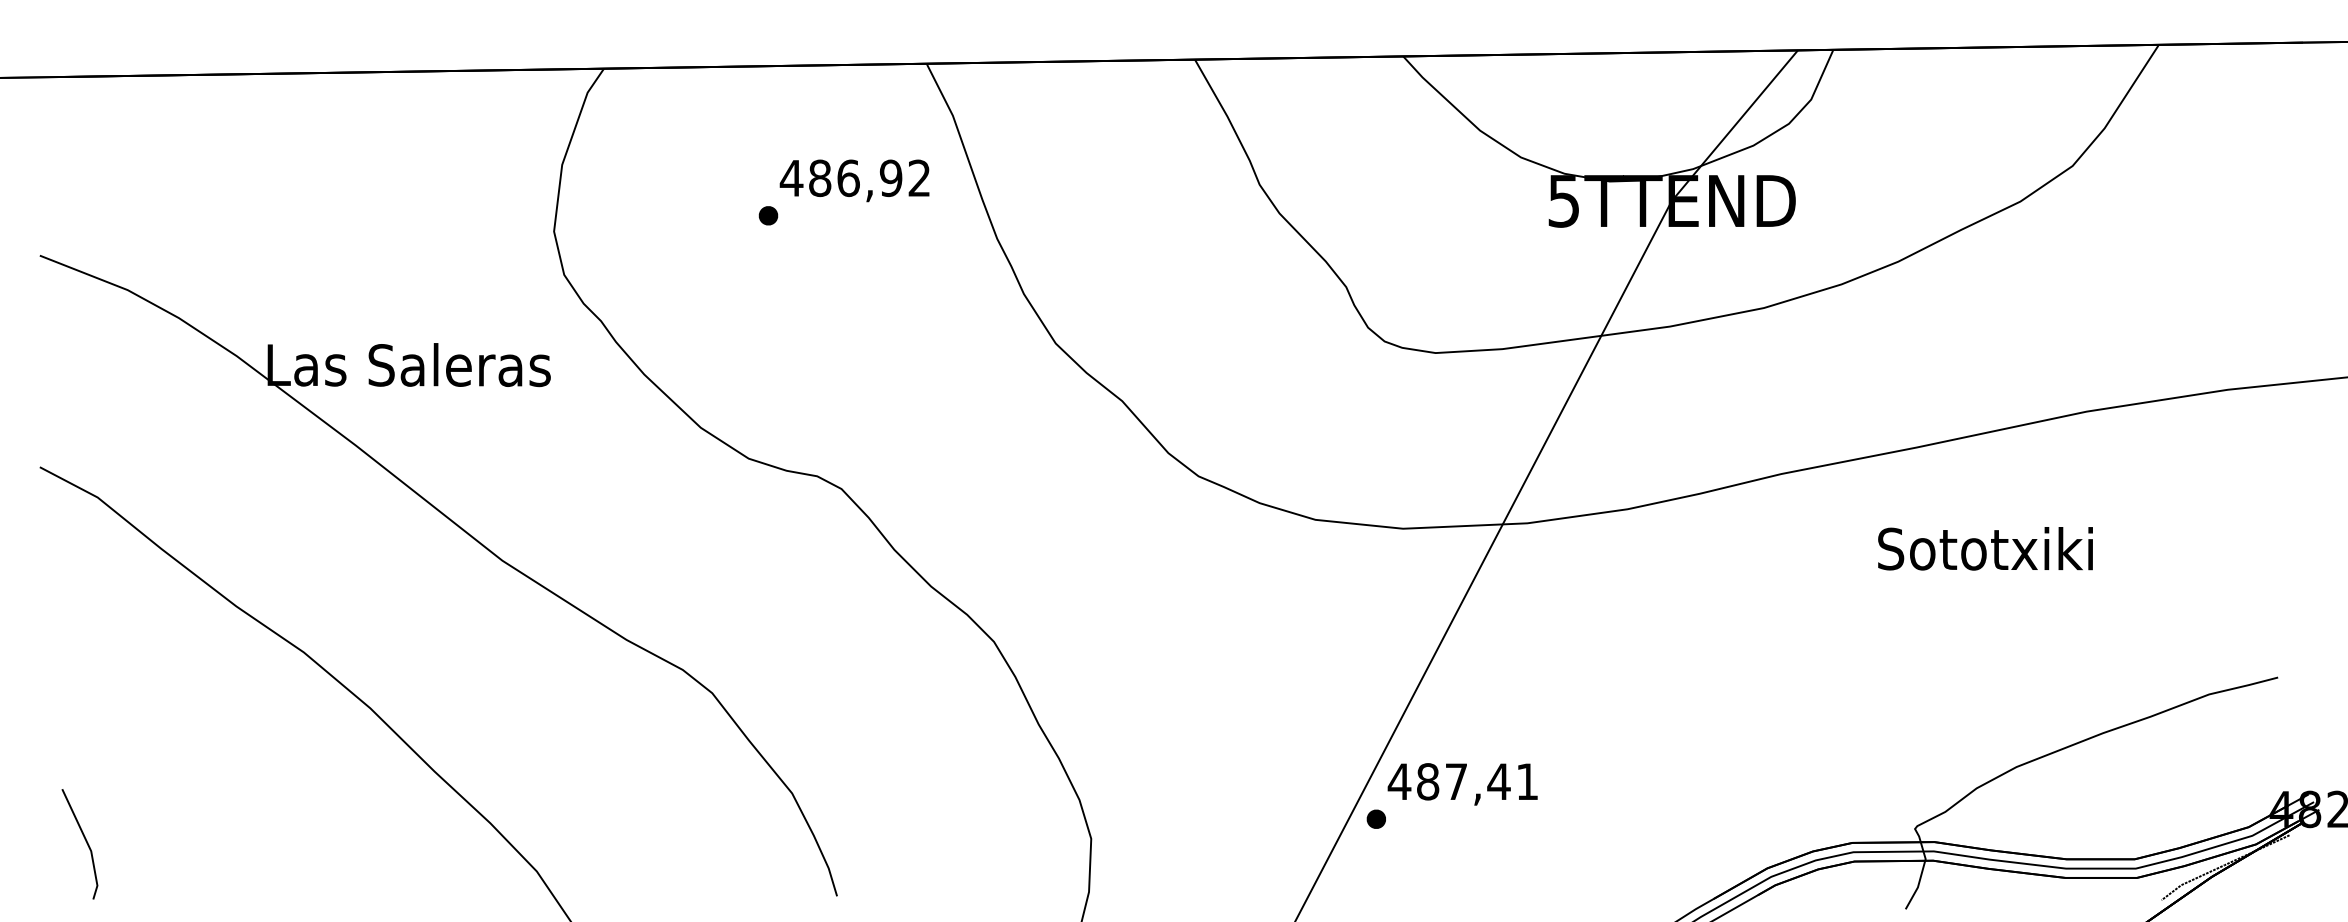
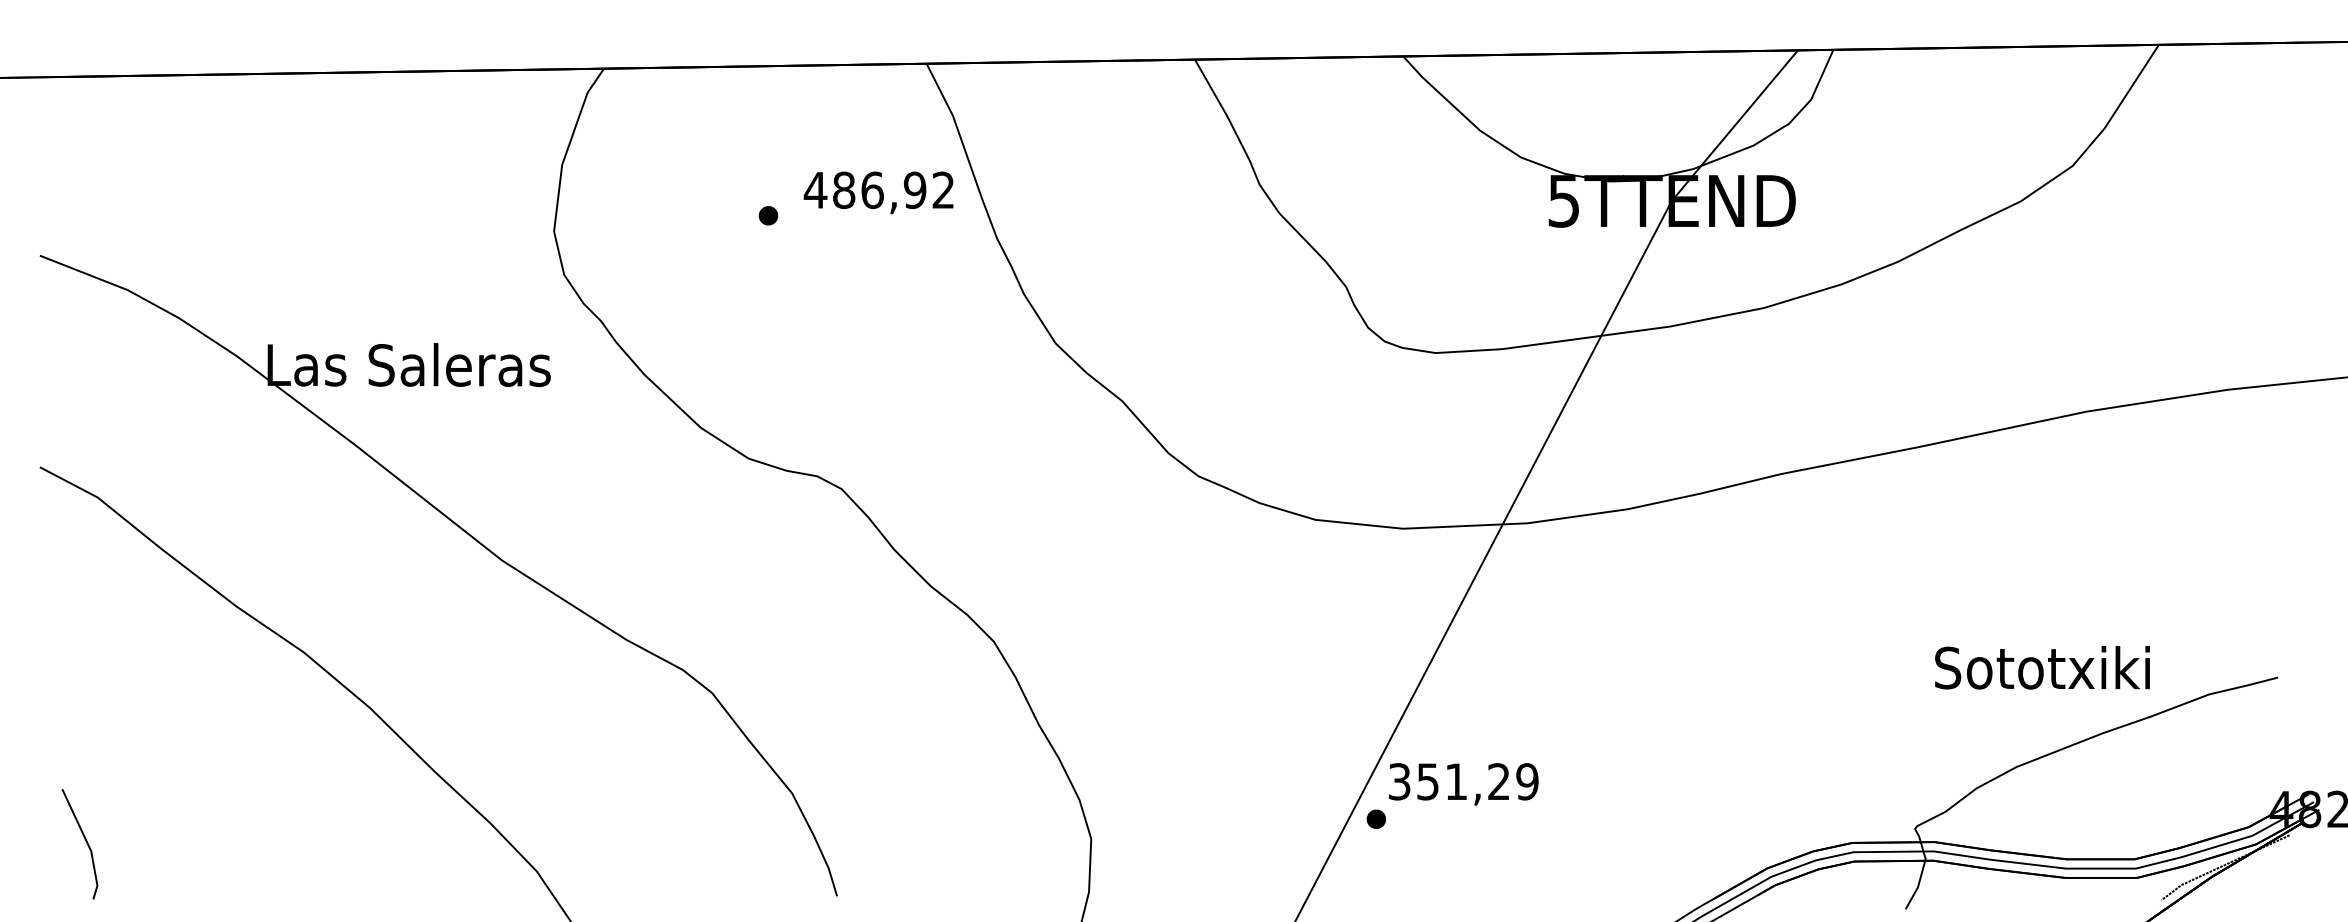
text position: (854, 180) -> (878, 192) (878, 192)
text position: (1985, 548) -> (2042, 667) (2042, 667)
text: 487,41 -> 351,29 (1462, 781)
